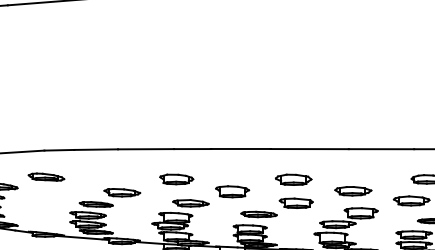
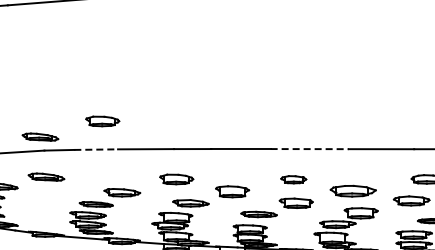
part: none -> present (102, 121)
part: none -> present (40, 136)
line: solid -> dashed (96, 149)
line: solid -> dashed (310, 149)
part size: 38x13 px -> 28x10 px (293, 179)
part size: 39x11 px -> 48x14 px (352, 190)
